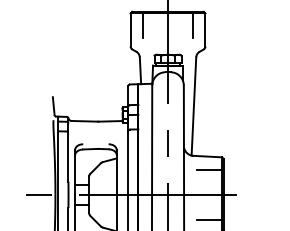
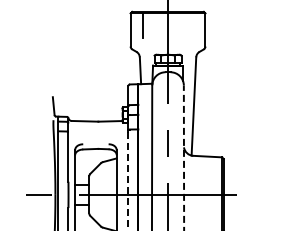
line: present -> none (193, 26)
line: solid -> dashed (183, 157)
line: present -> none (209, 169)
line: solid -> dashed (128, 181)
line: present -> none (209, 220)
